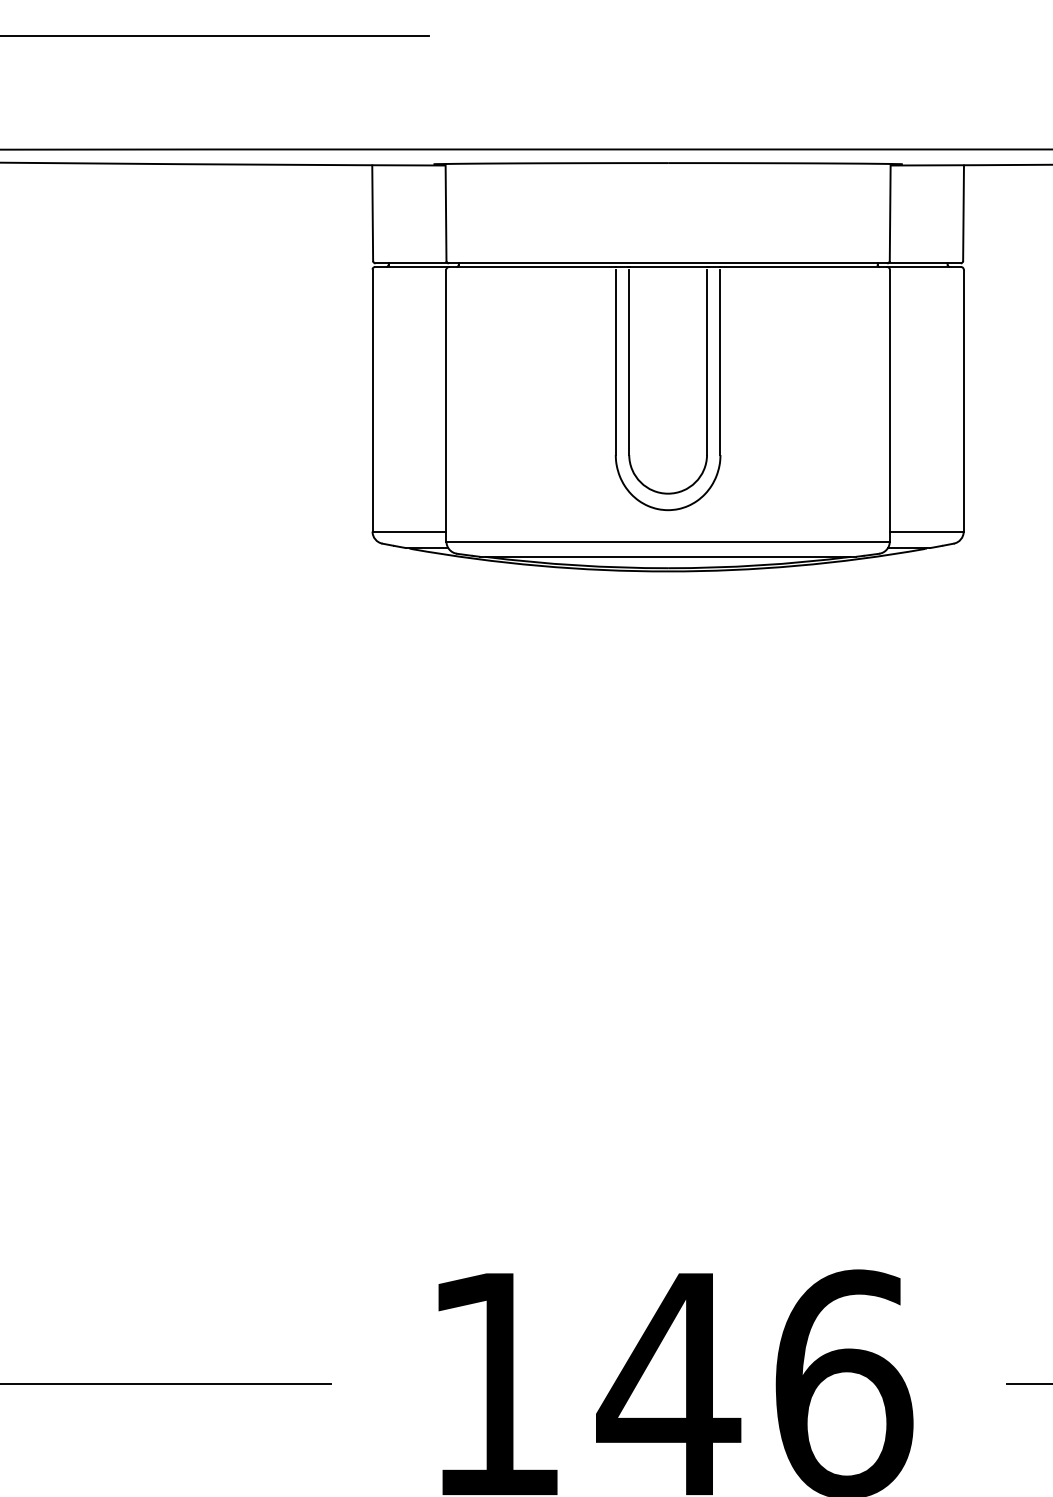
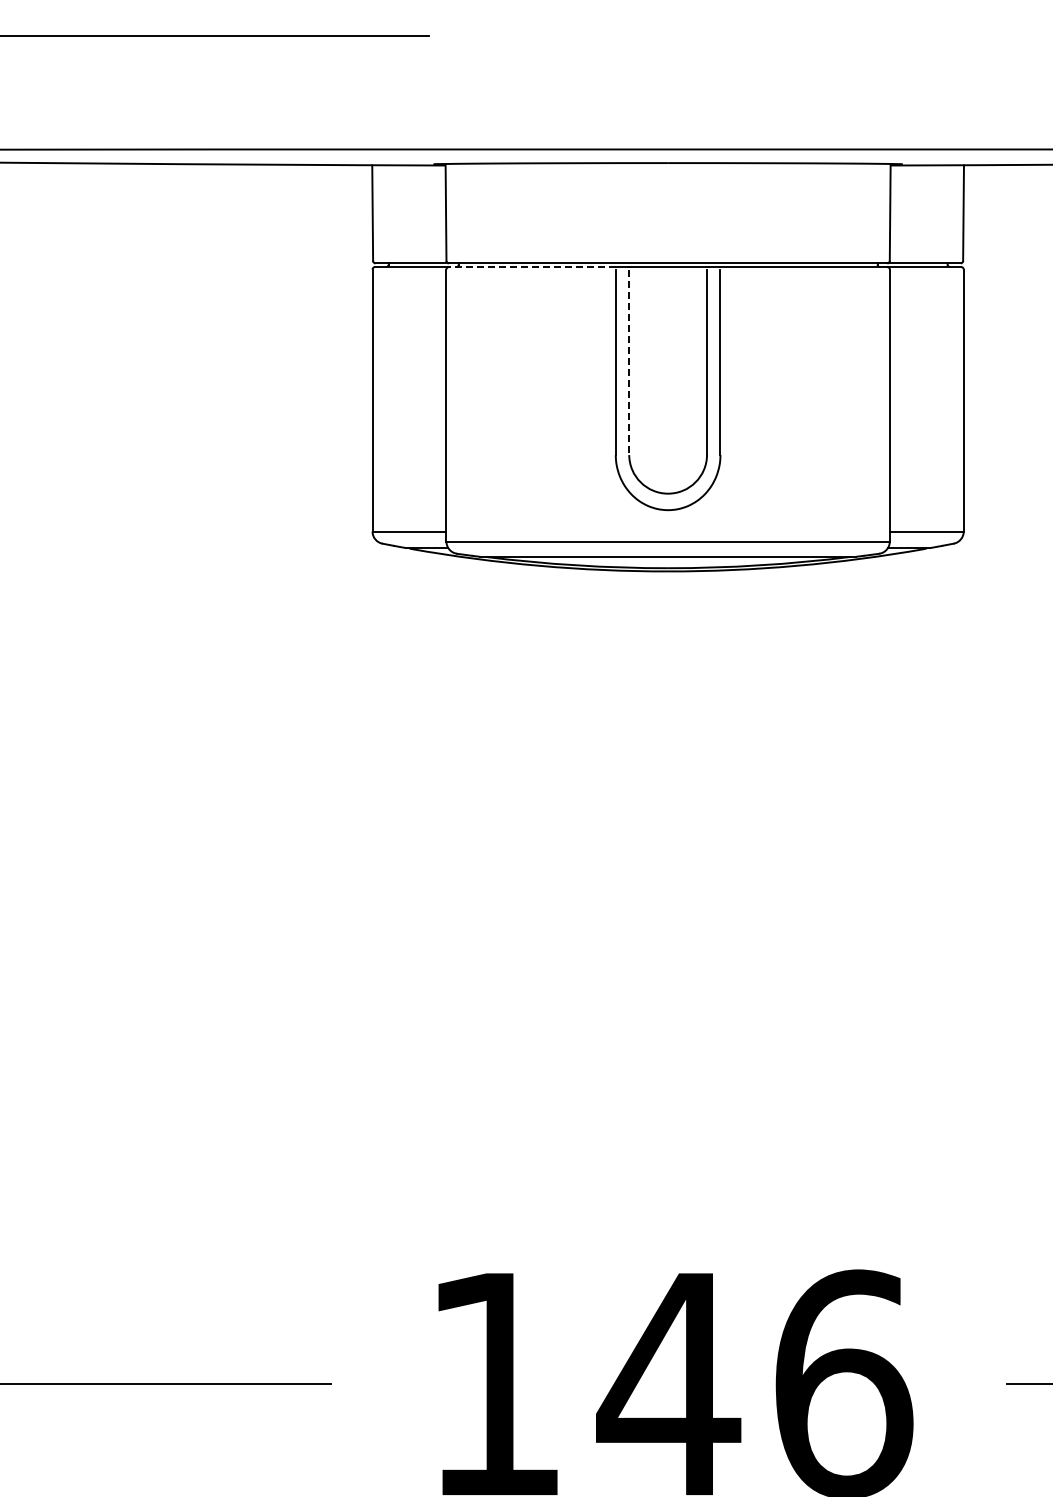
line: solid -> dashed (532, 267)
line: solid -> dashed (629, 362)
